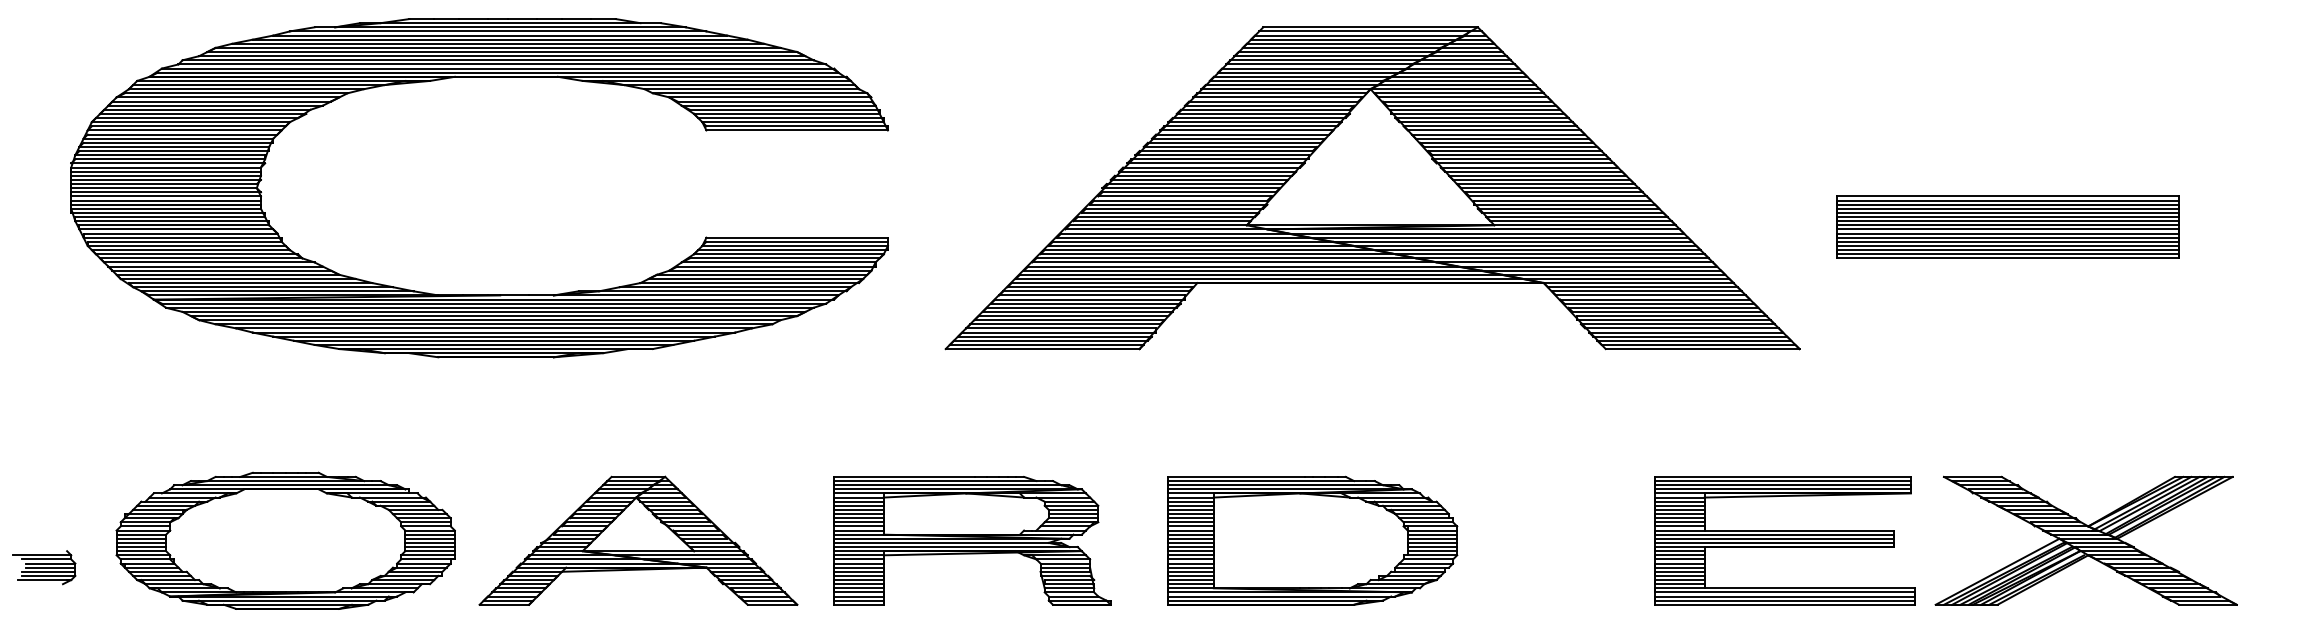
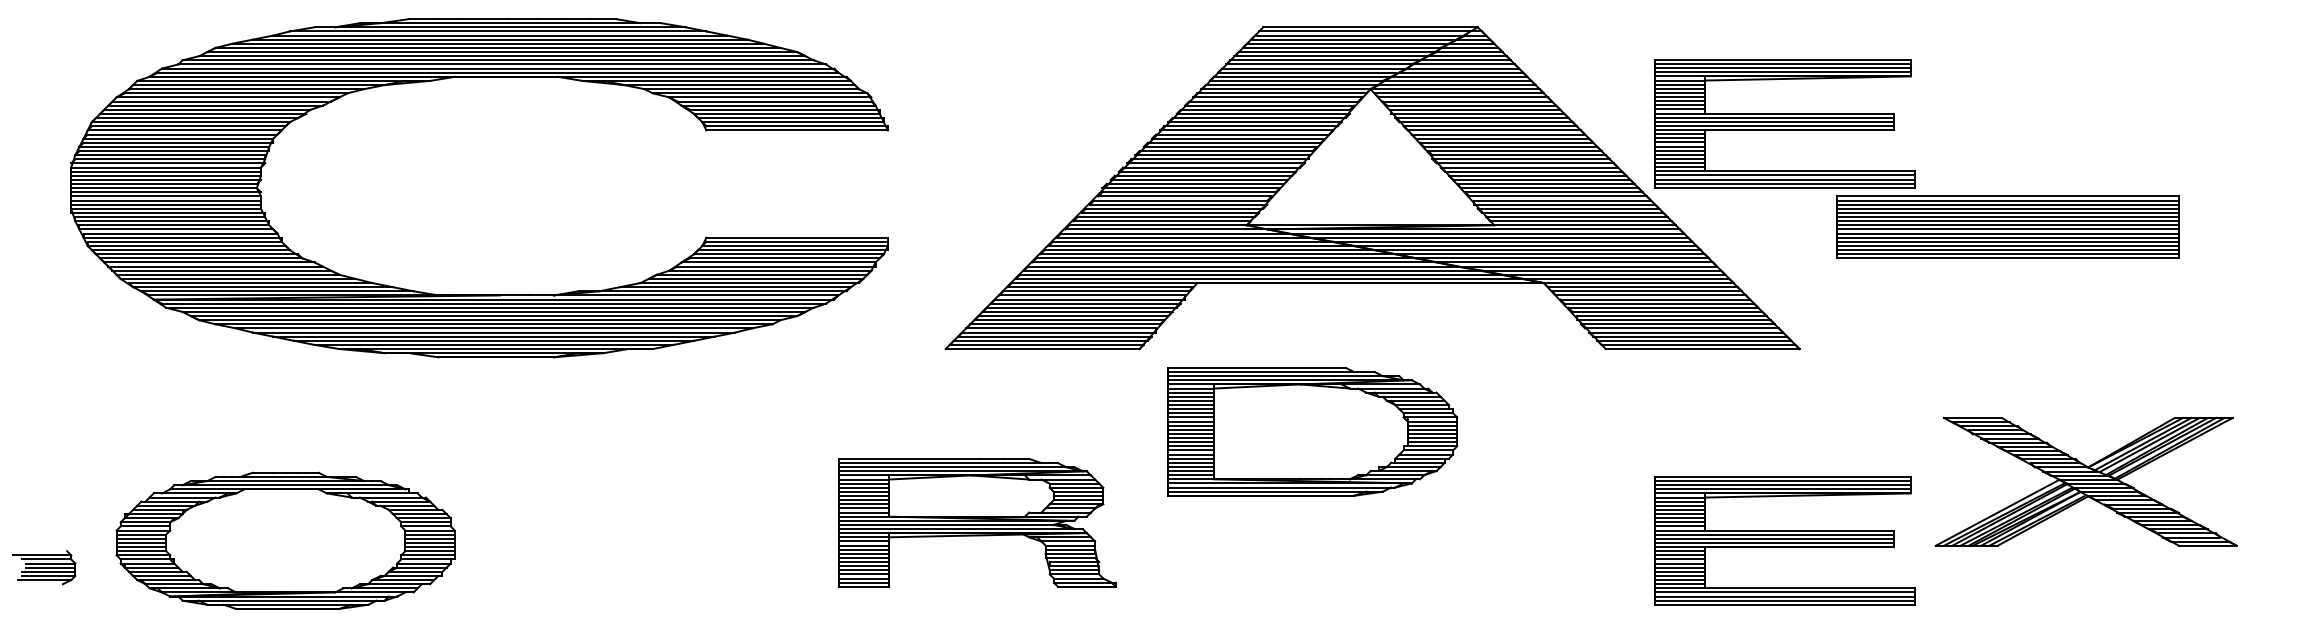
part: none -> present (1784, 123)
part: present -> none (638, 540)
part position: (972, 540) -> (977, 522) (977, 522)
part position: (1312, 540) -> (1312, 431) (1312, 431)
part position: (2085, 540) -> (2085, 481) (2085, 481)
